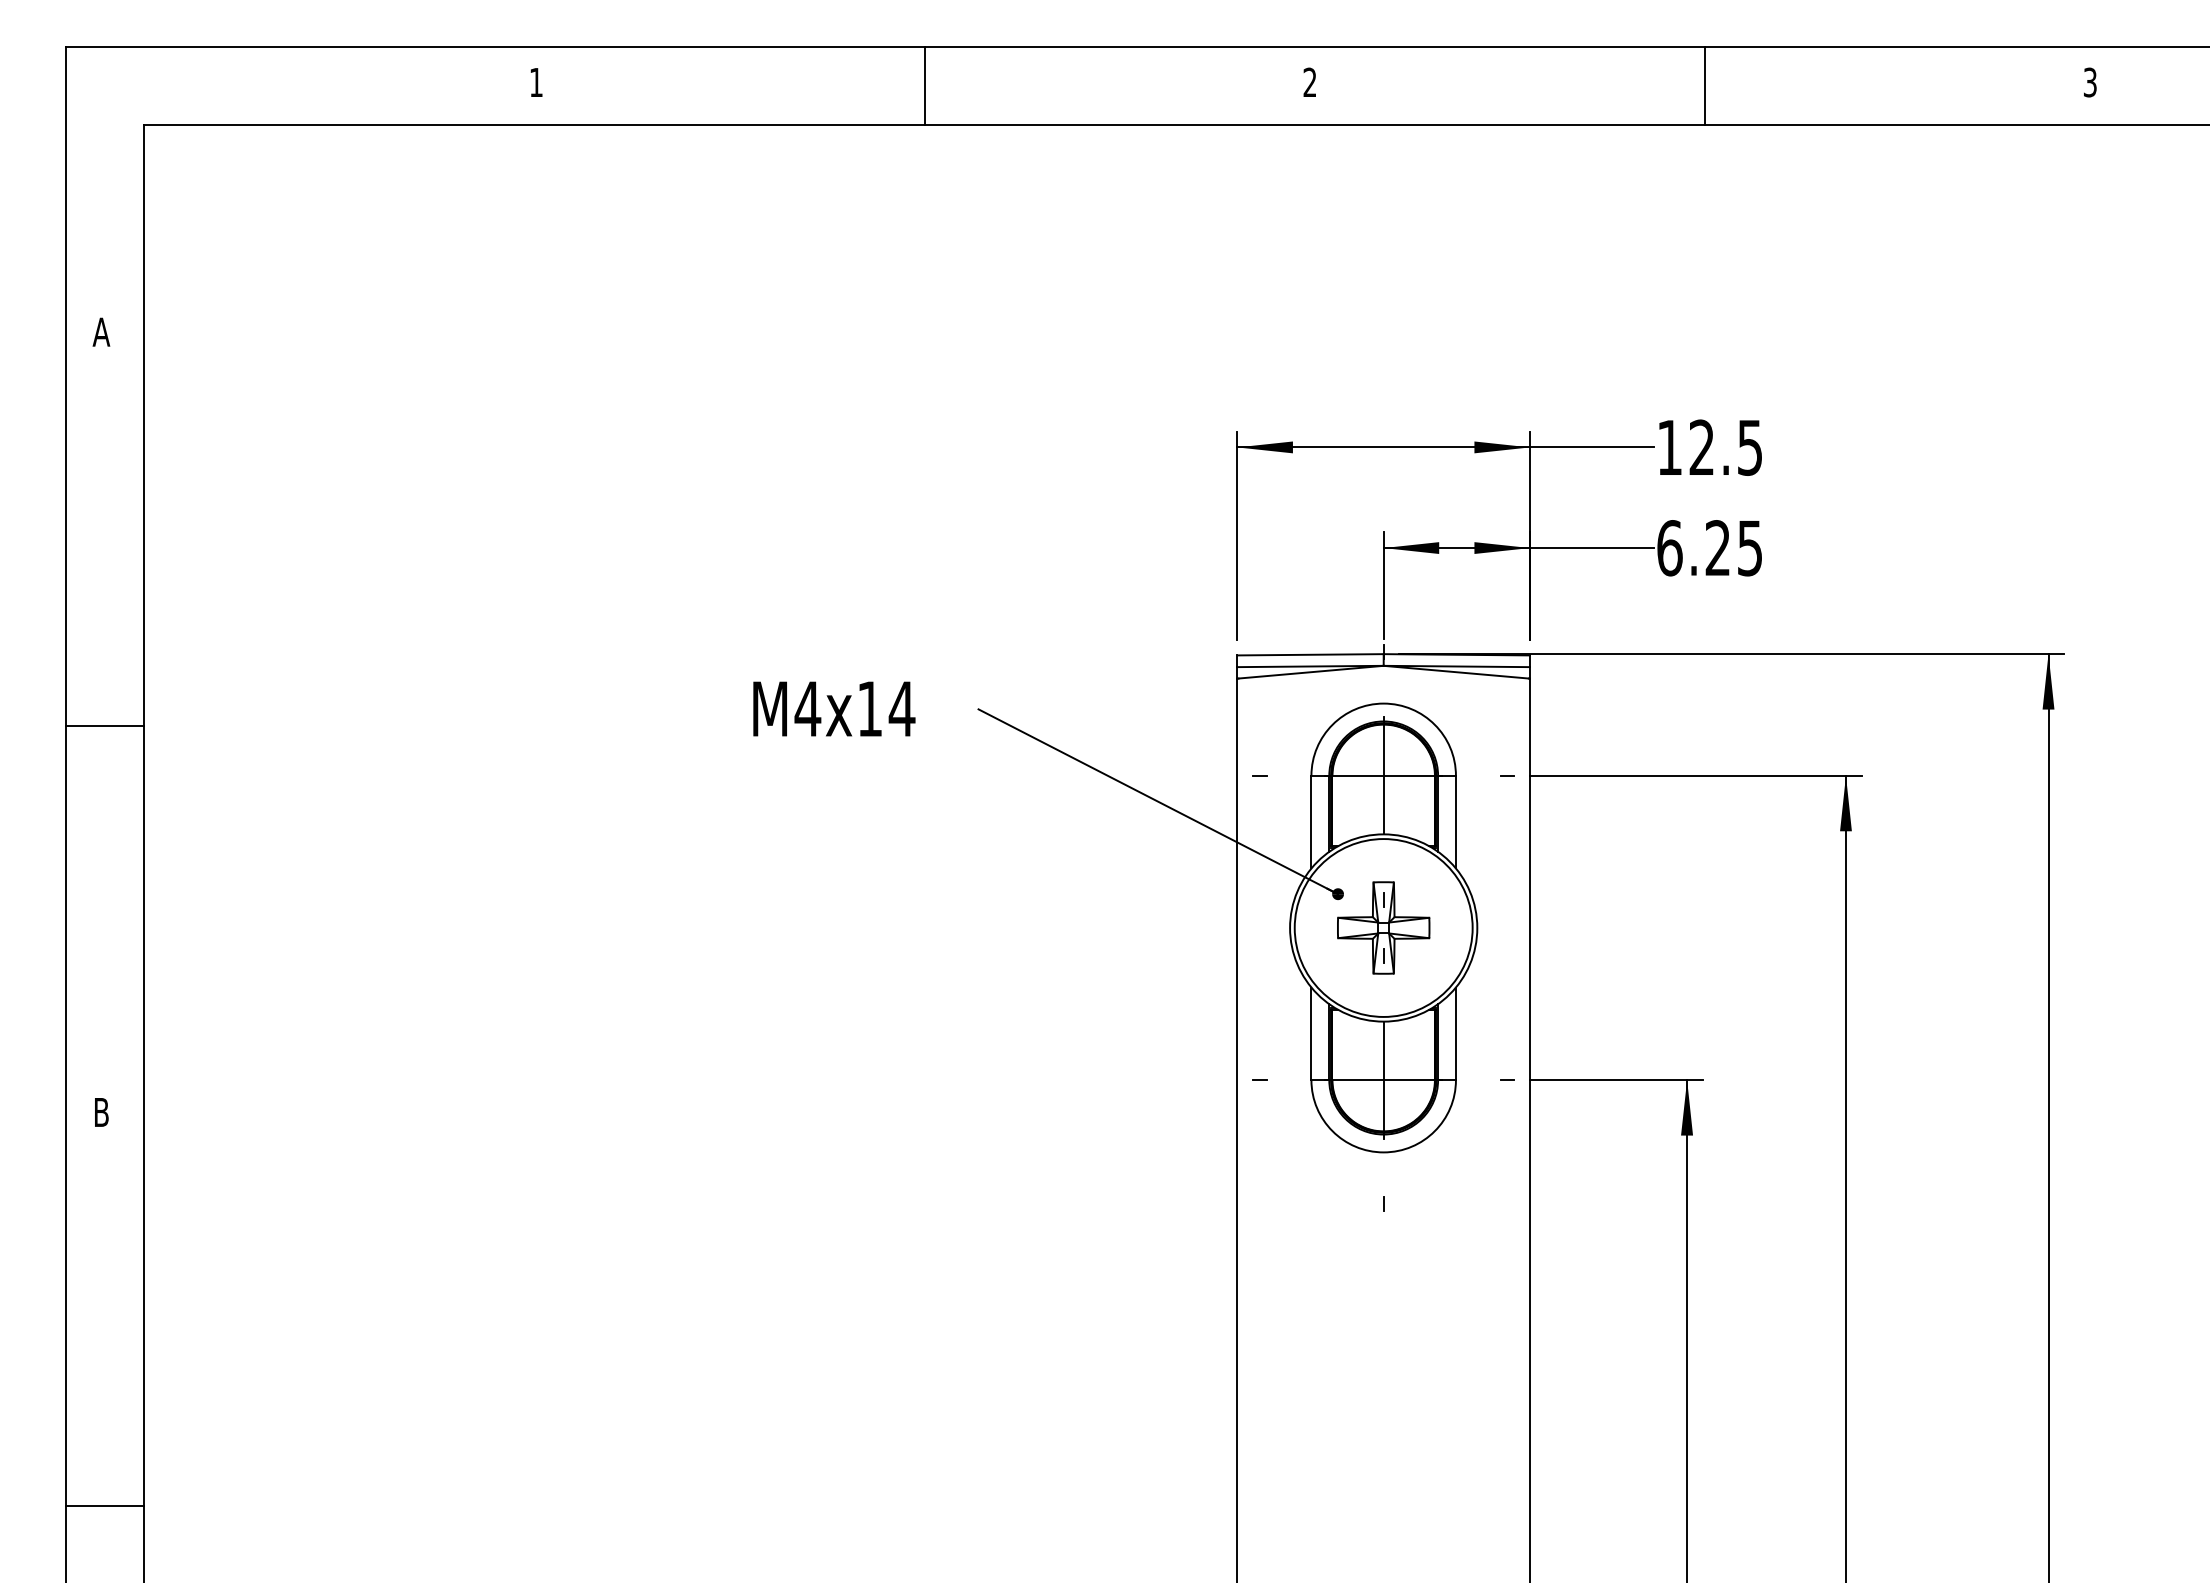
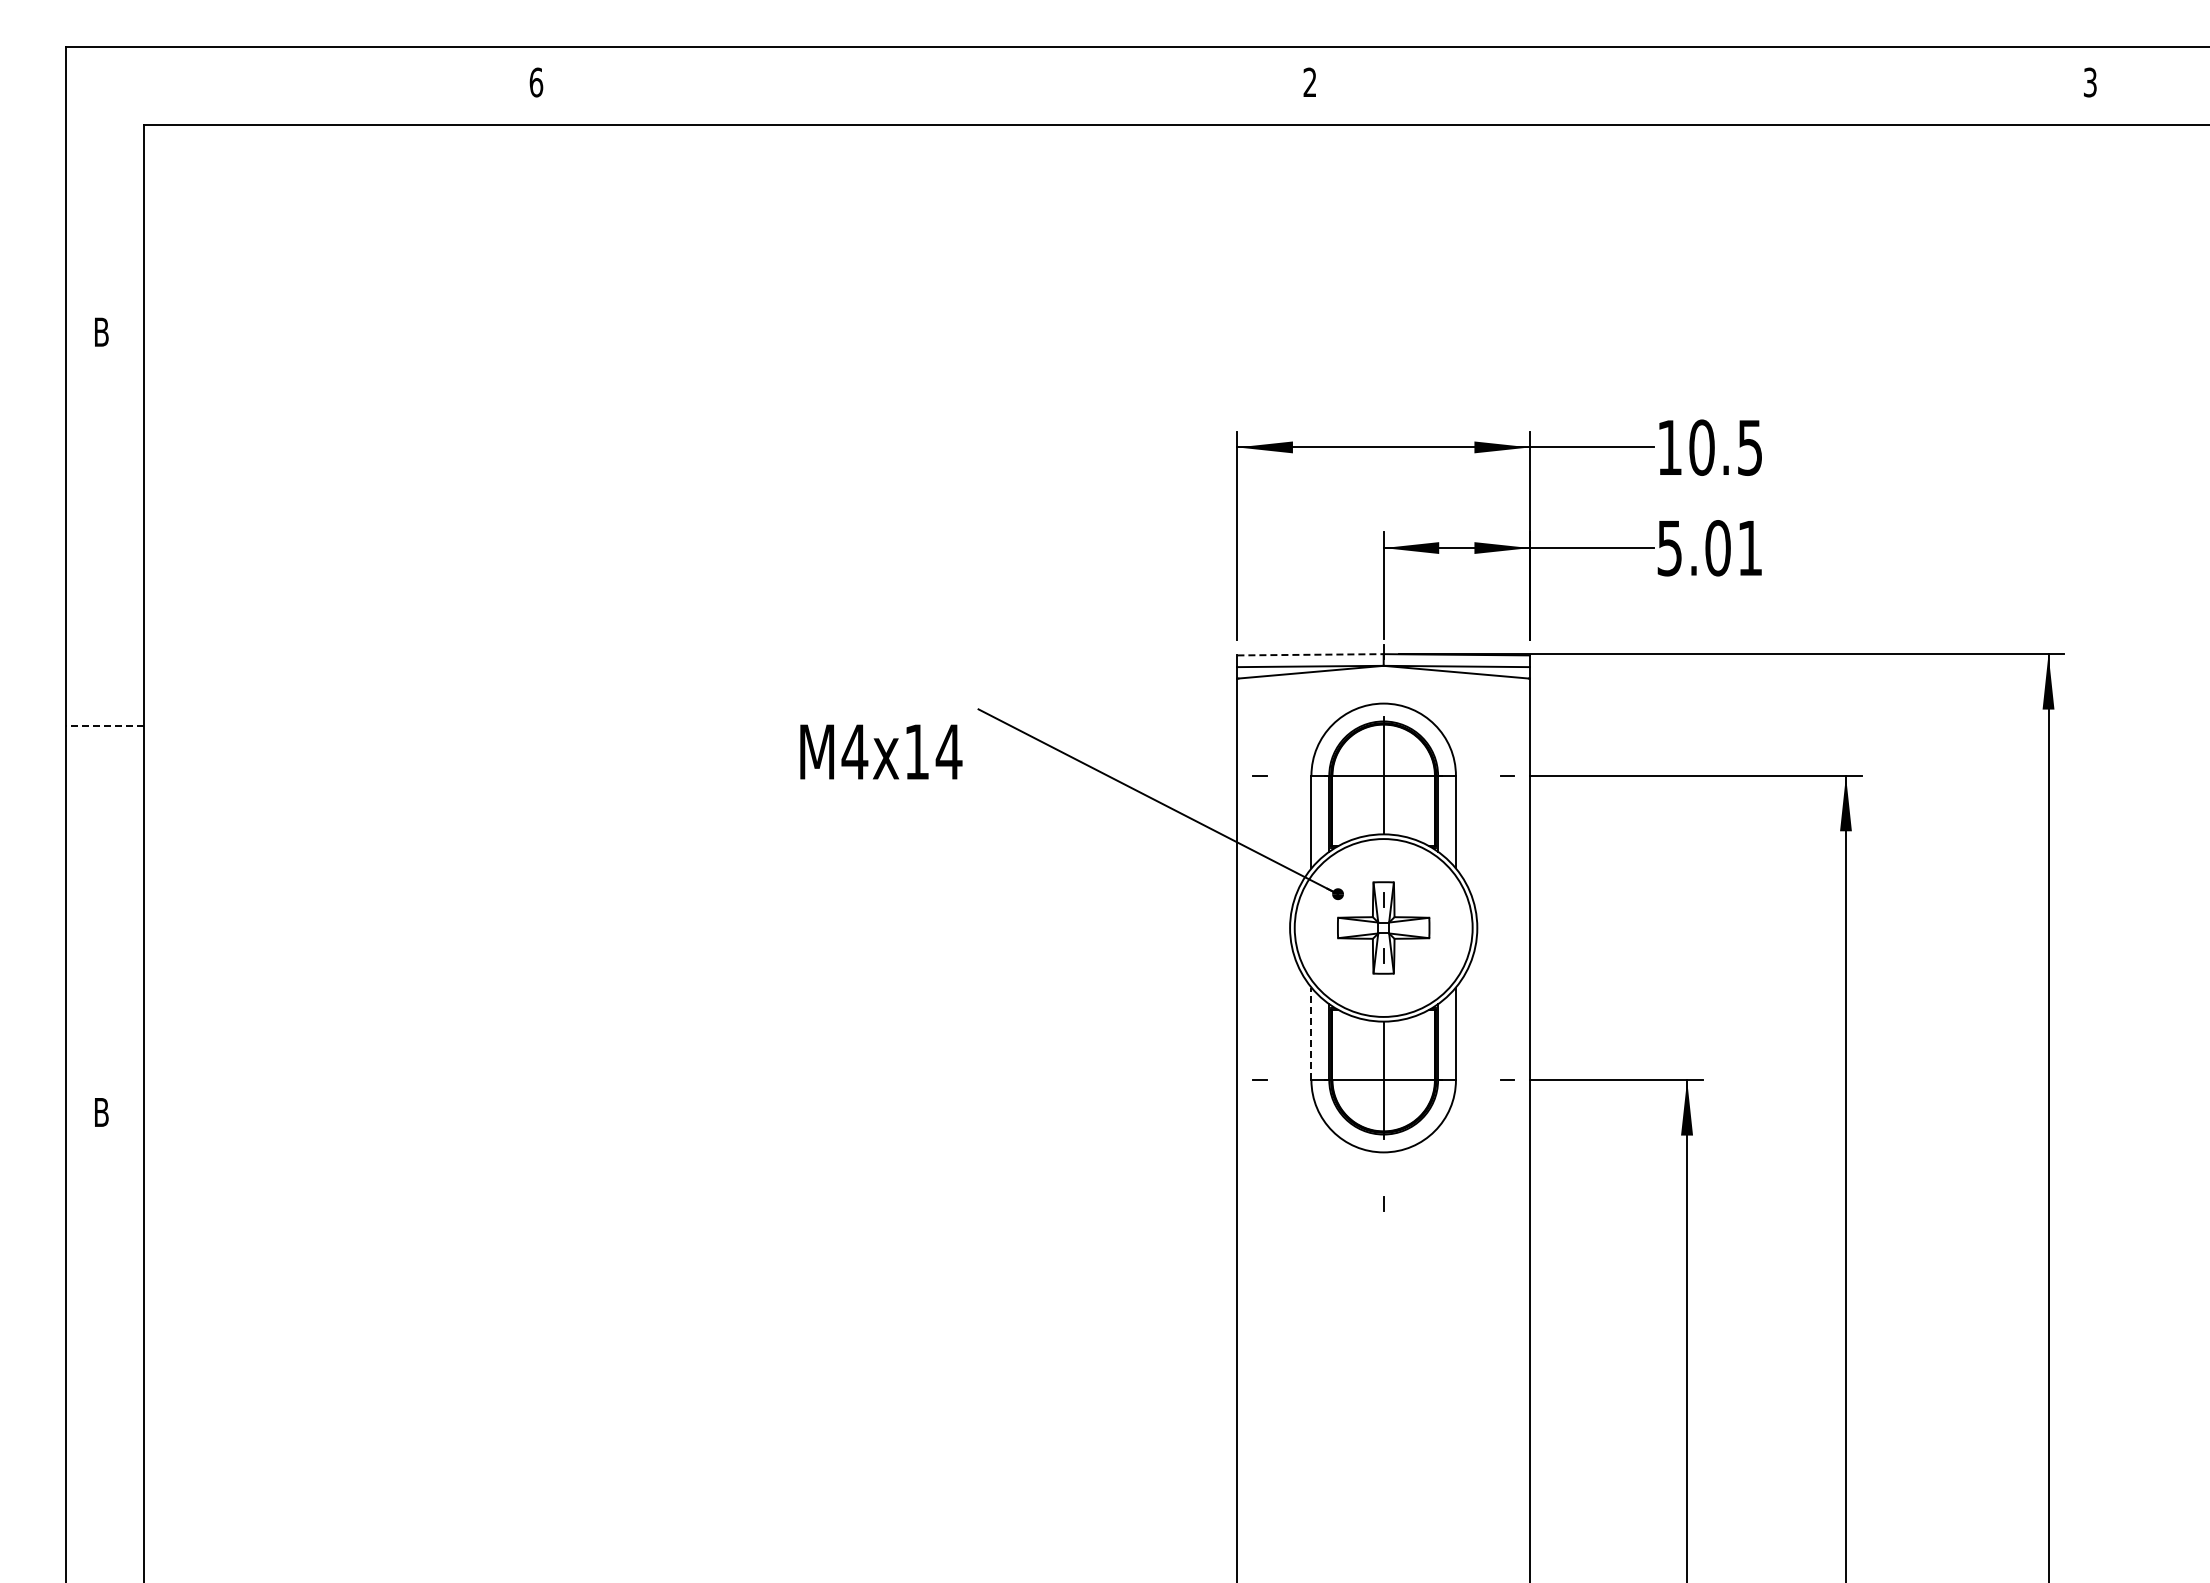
text: 1 -> 6 (536, 82)
line: present -> none (924, 86)
line: present -> none (1704, 86)
text: A -> B (101, 331)
text: 12.5 -> 10.5 (1701, 447)
text: 6.25 -> 5.01 (1709, 548)
line: solid -> dashed (1311, 654)
text position: (834, 708) -> (881, 751) (881, 751)
line: solid -> dashed (104, 726)
line: solid -> dashed (1311, 1033)
line: present -> none (105, 1506)
